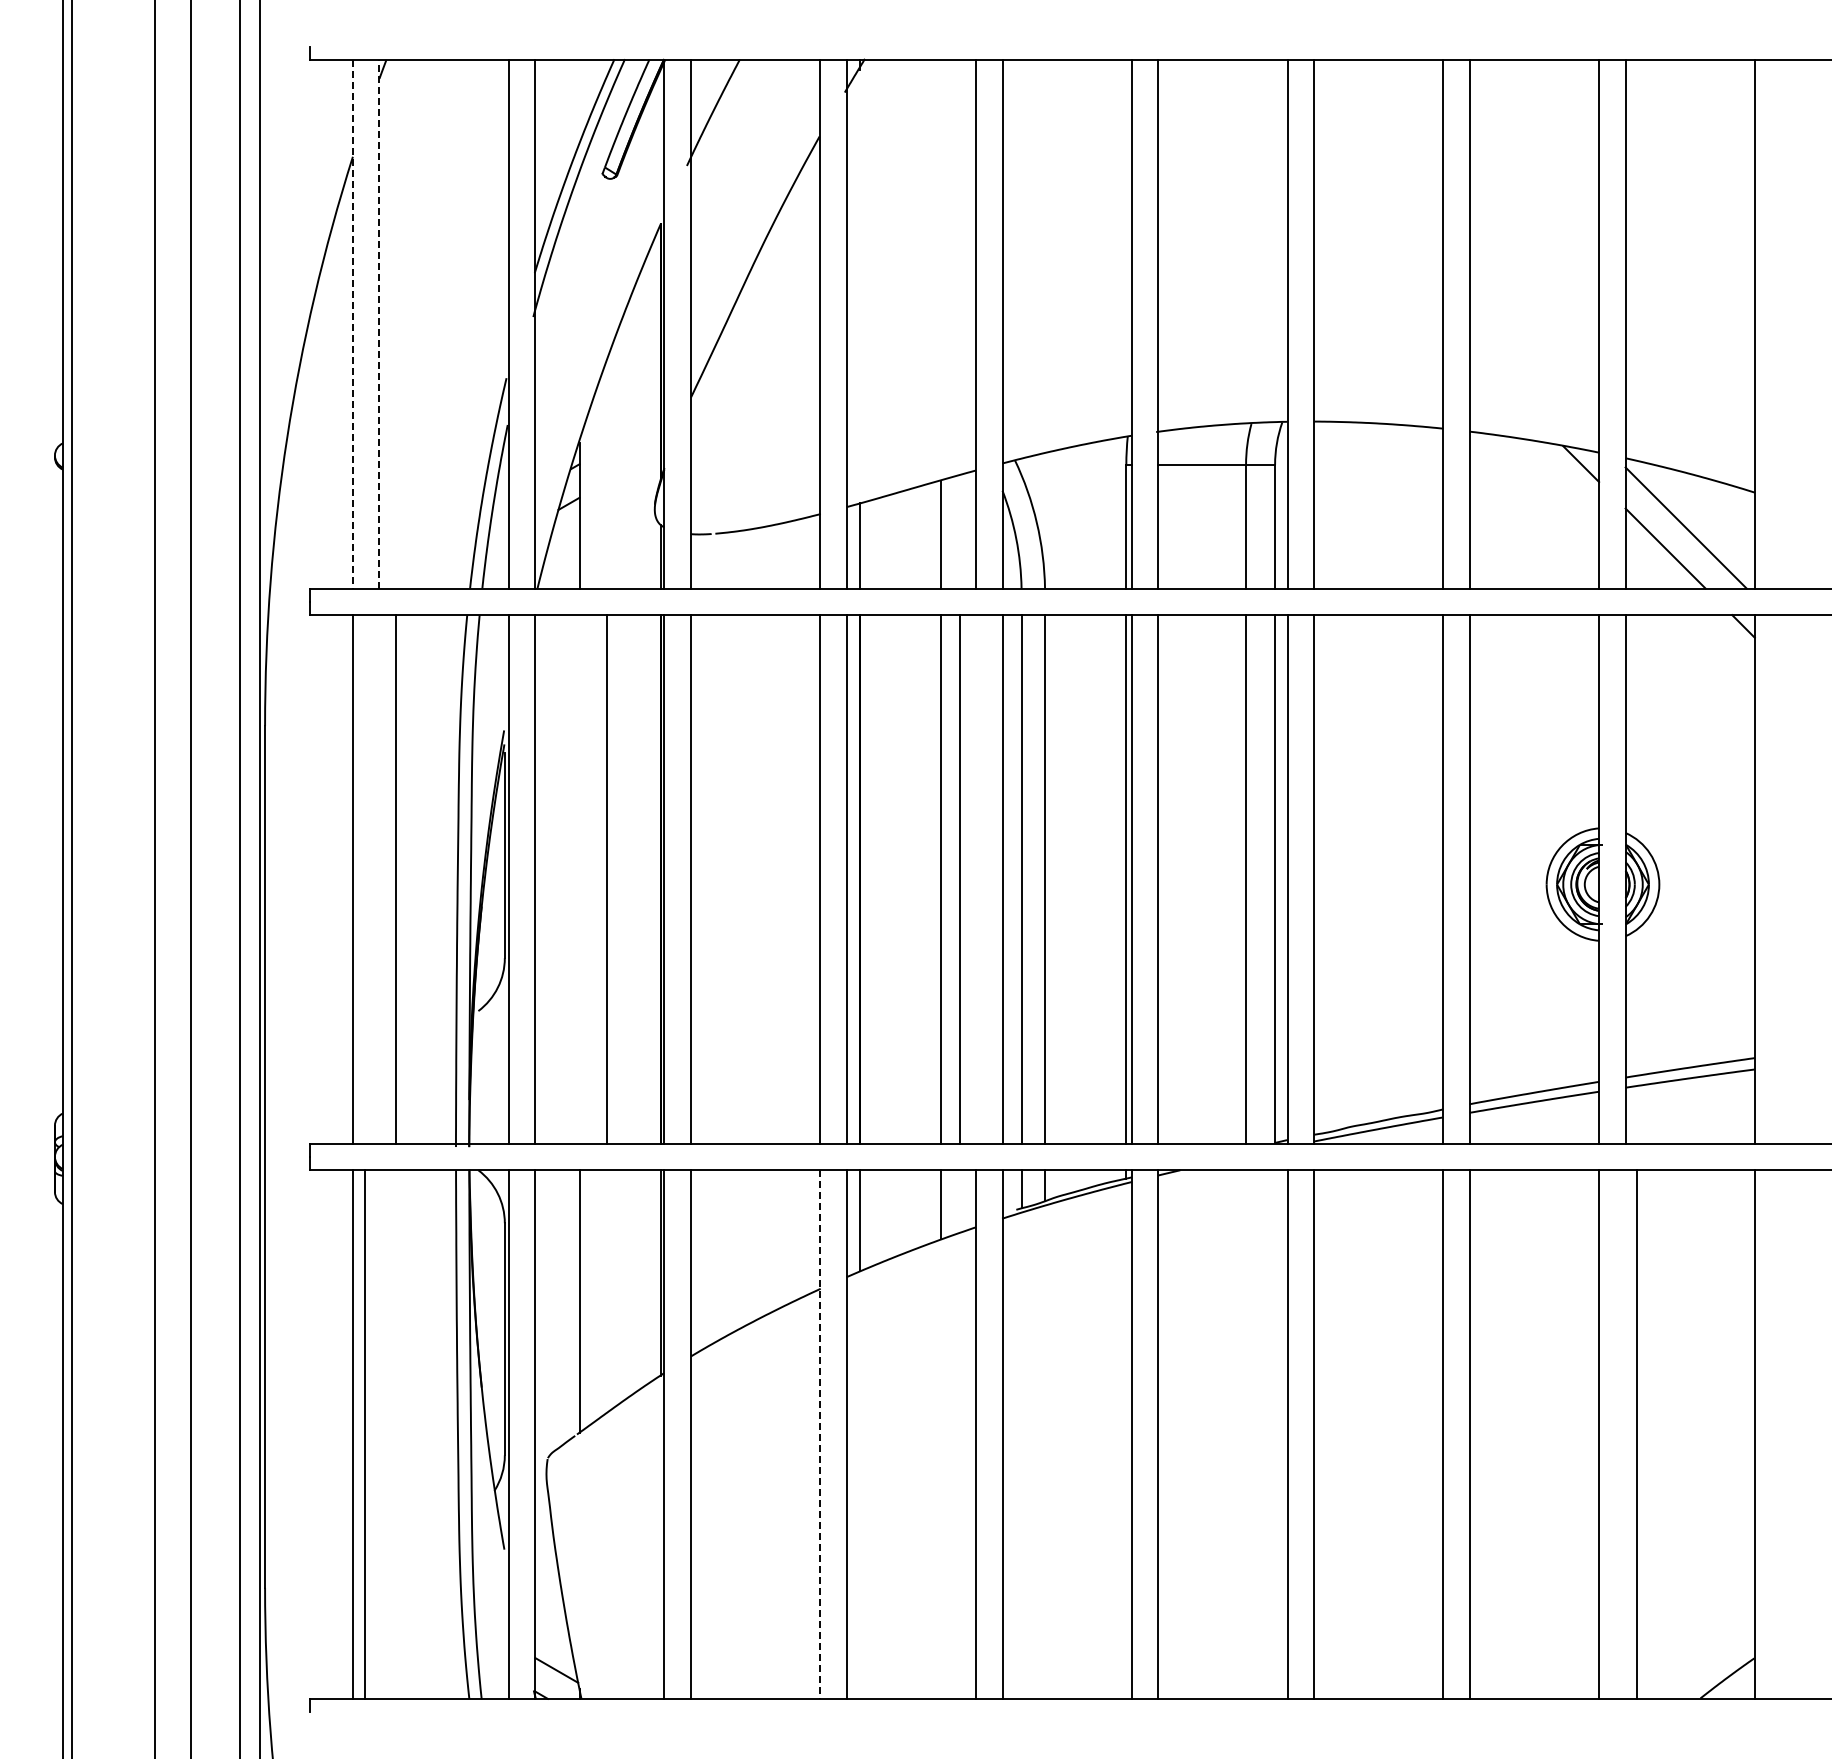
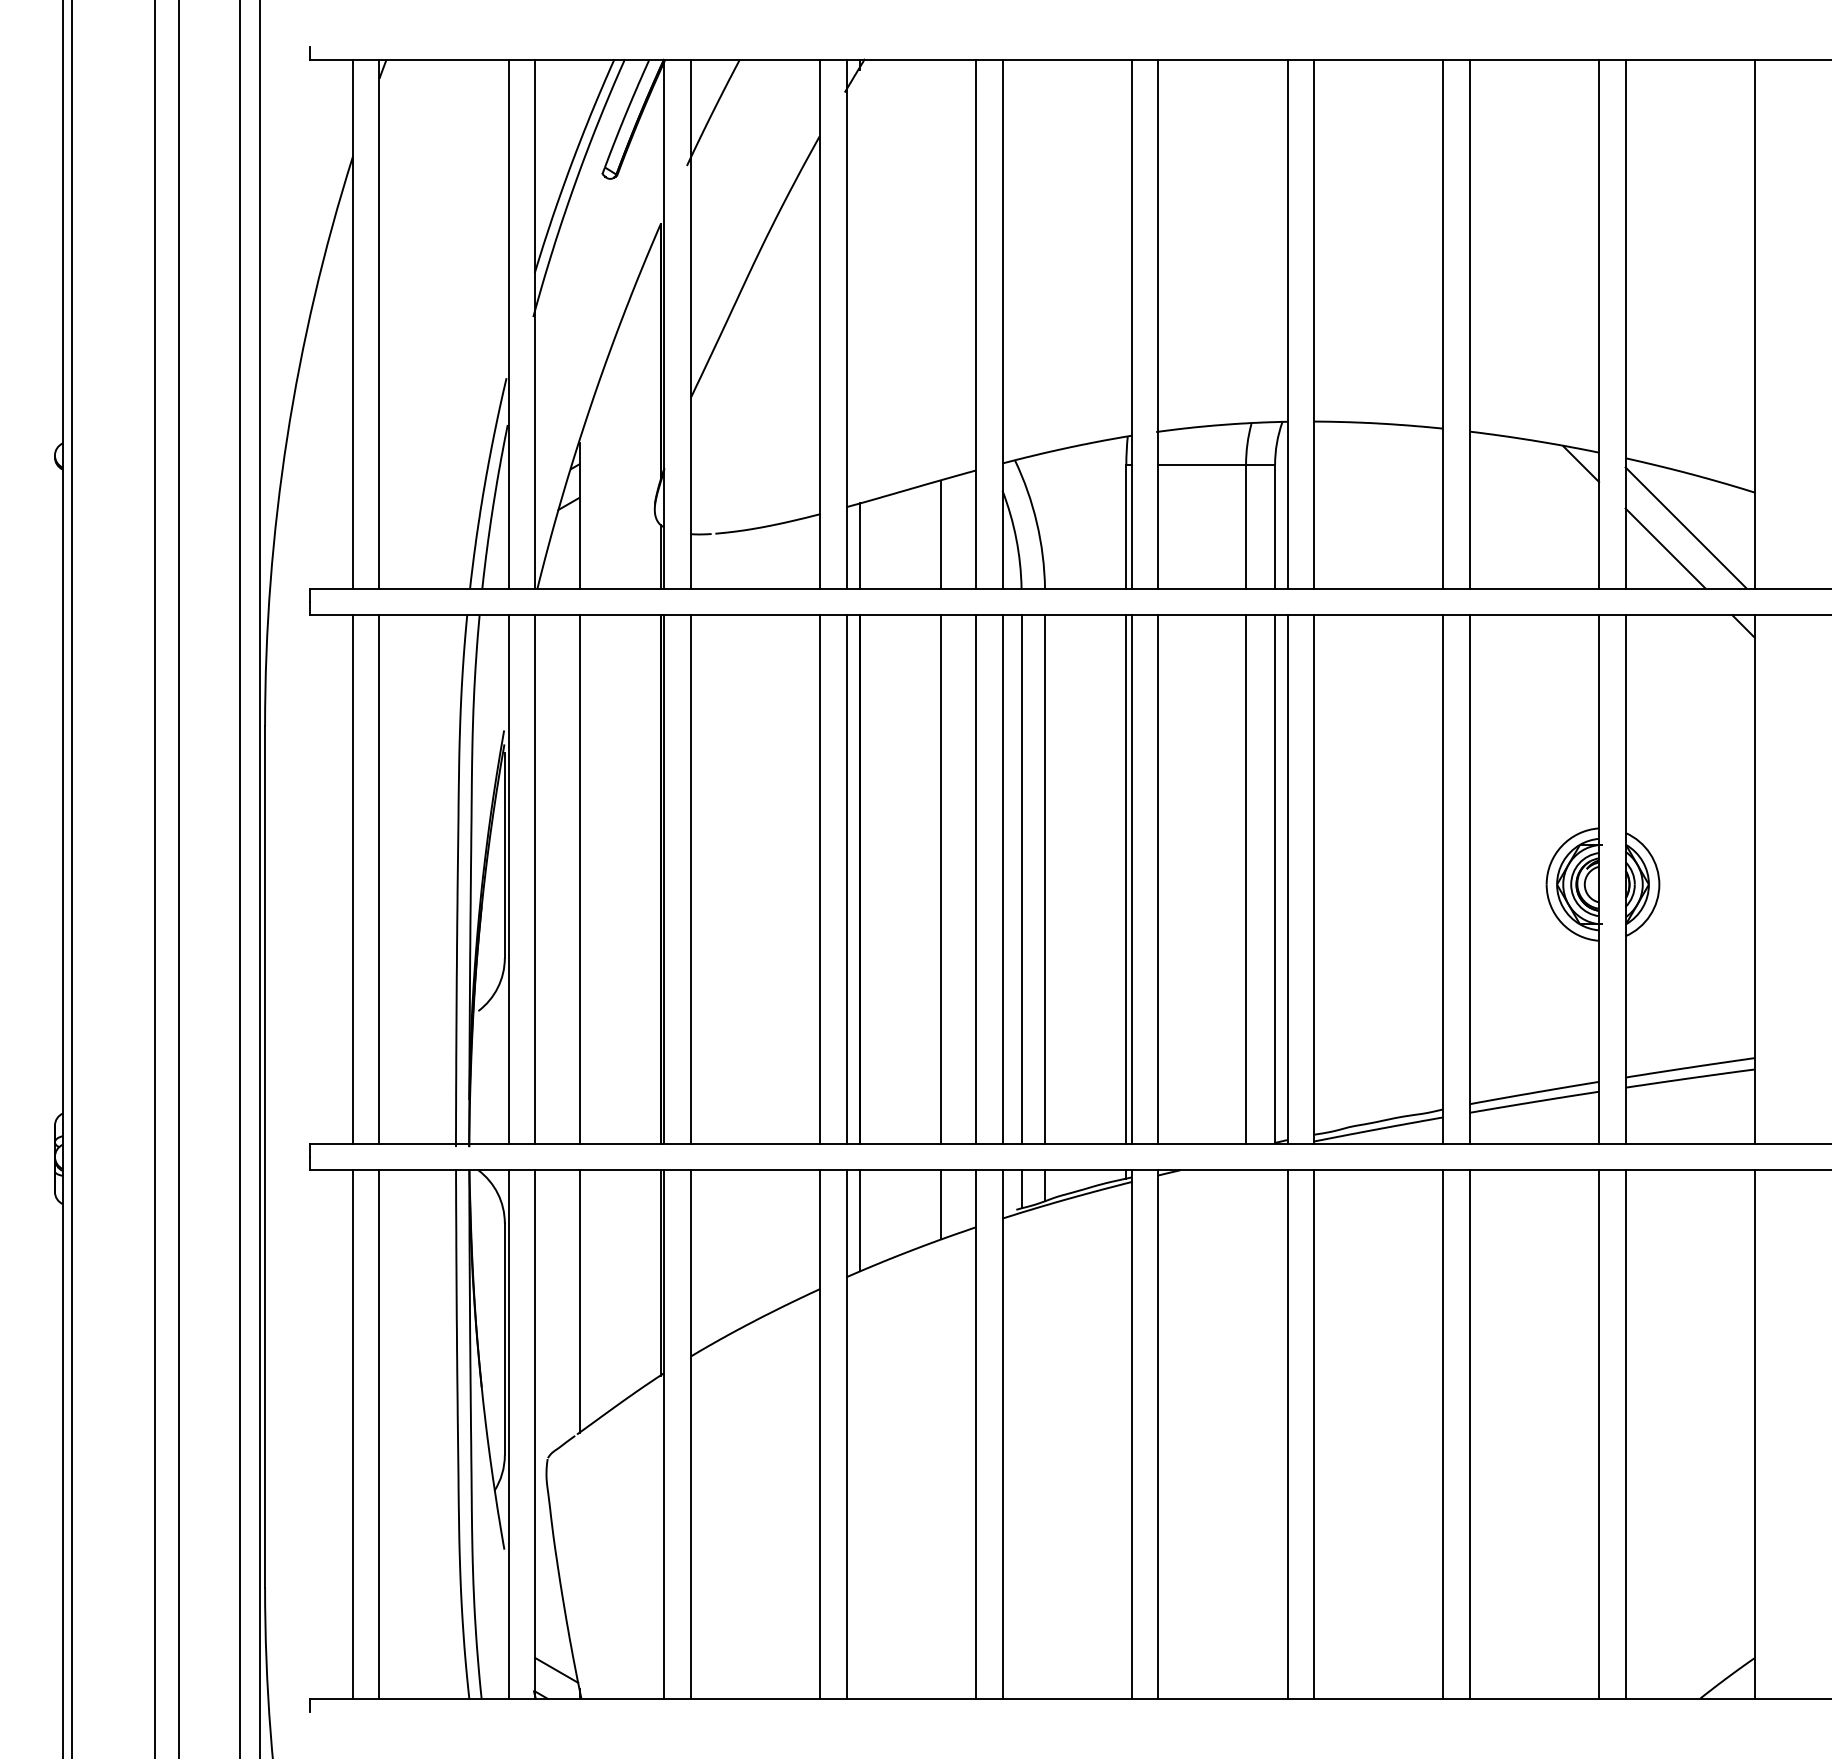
line: dashed -> solid (379, 323)
line: dashed -> solid (352, 324)
line position: (190, 878) -> (178, 878) (178, 878)
line position: (396, 879) -> (379, 879) (379, 879)
line position: (606, 879) -> (579, 879) (579, 879)
line position: (960, 879) -> (976, 879) (976, 879)
line position: (365, 1434) -> (379, 1434) (379, 1434)
line position: (1636, 1434) -> (1625, 1434) (1625, 1434)
line: dashed -> solid (820, 1435)
